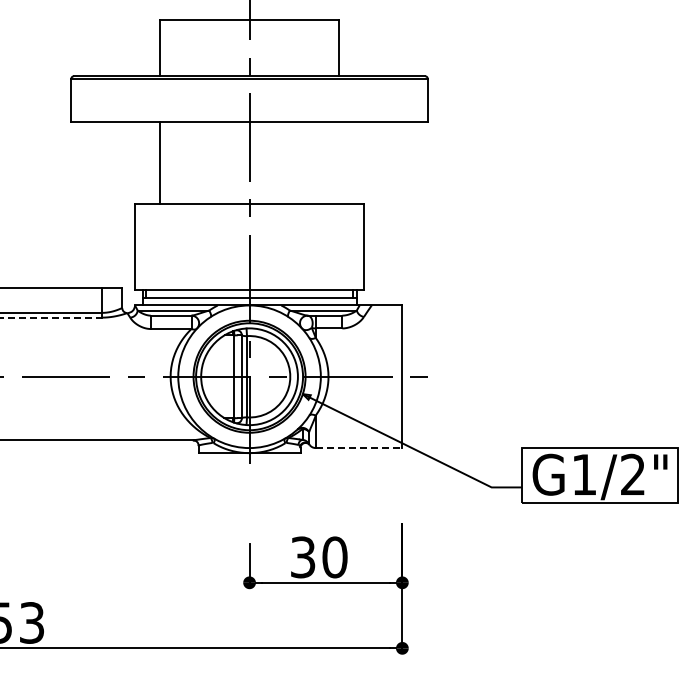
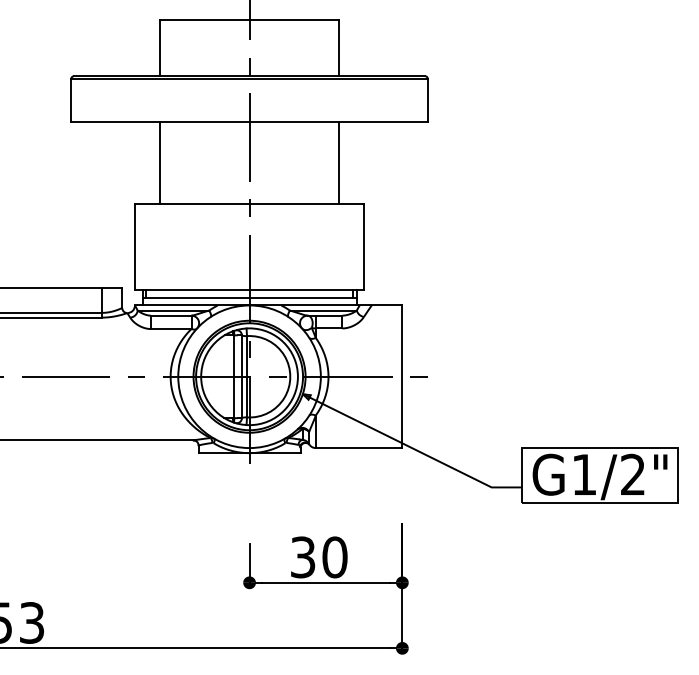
line: none -> present (339, 162)
line: dashed -> solid (51, 317)
line: dashed -> solid (359, 448)
